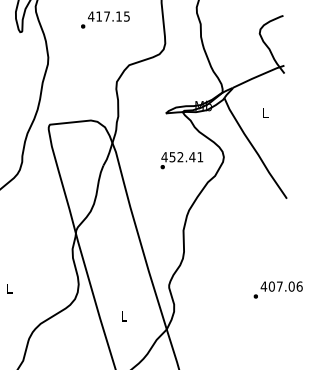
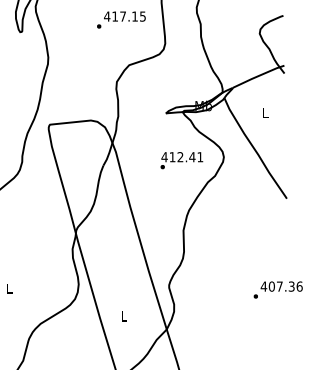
text position: (105, 19) -> (121, 19) (121, 19)
text: 452.41 -> 412.41 (172, 157)
text: 407.06 -> 407.36 (291, 286)
